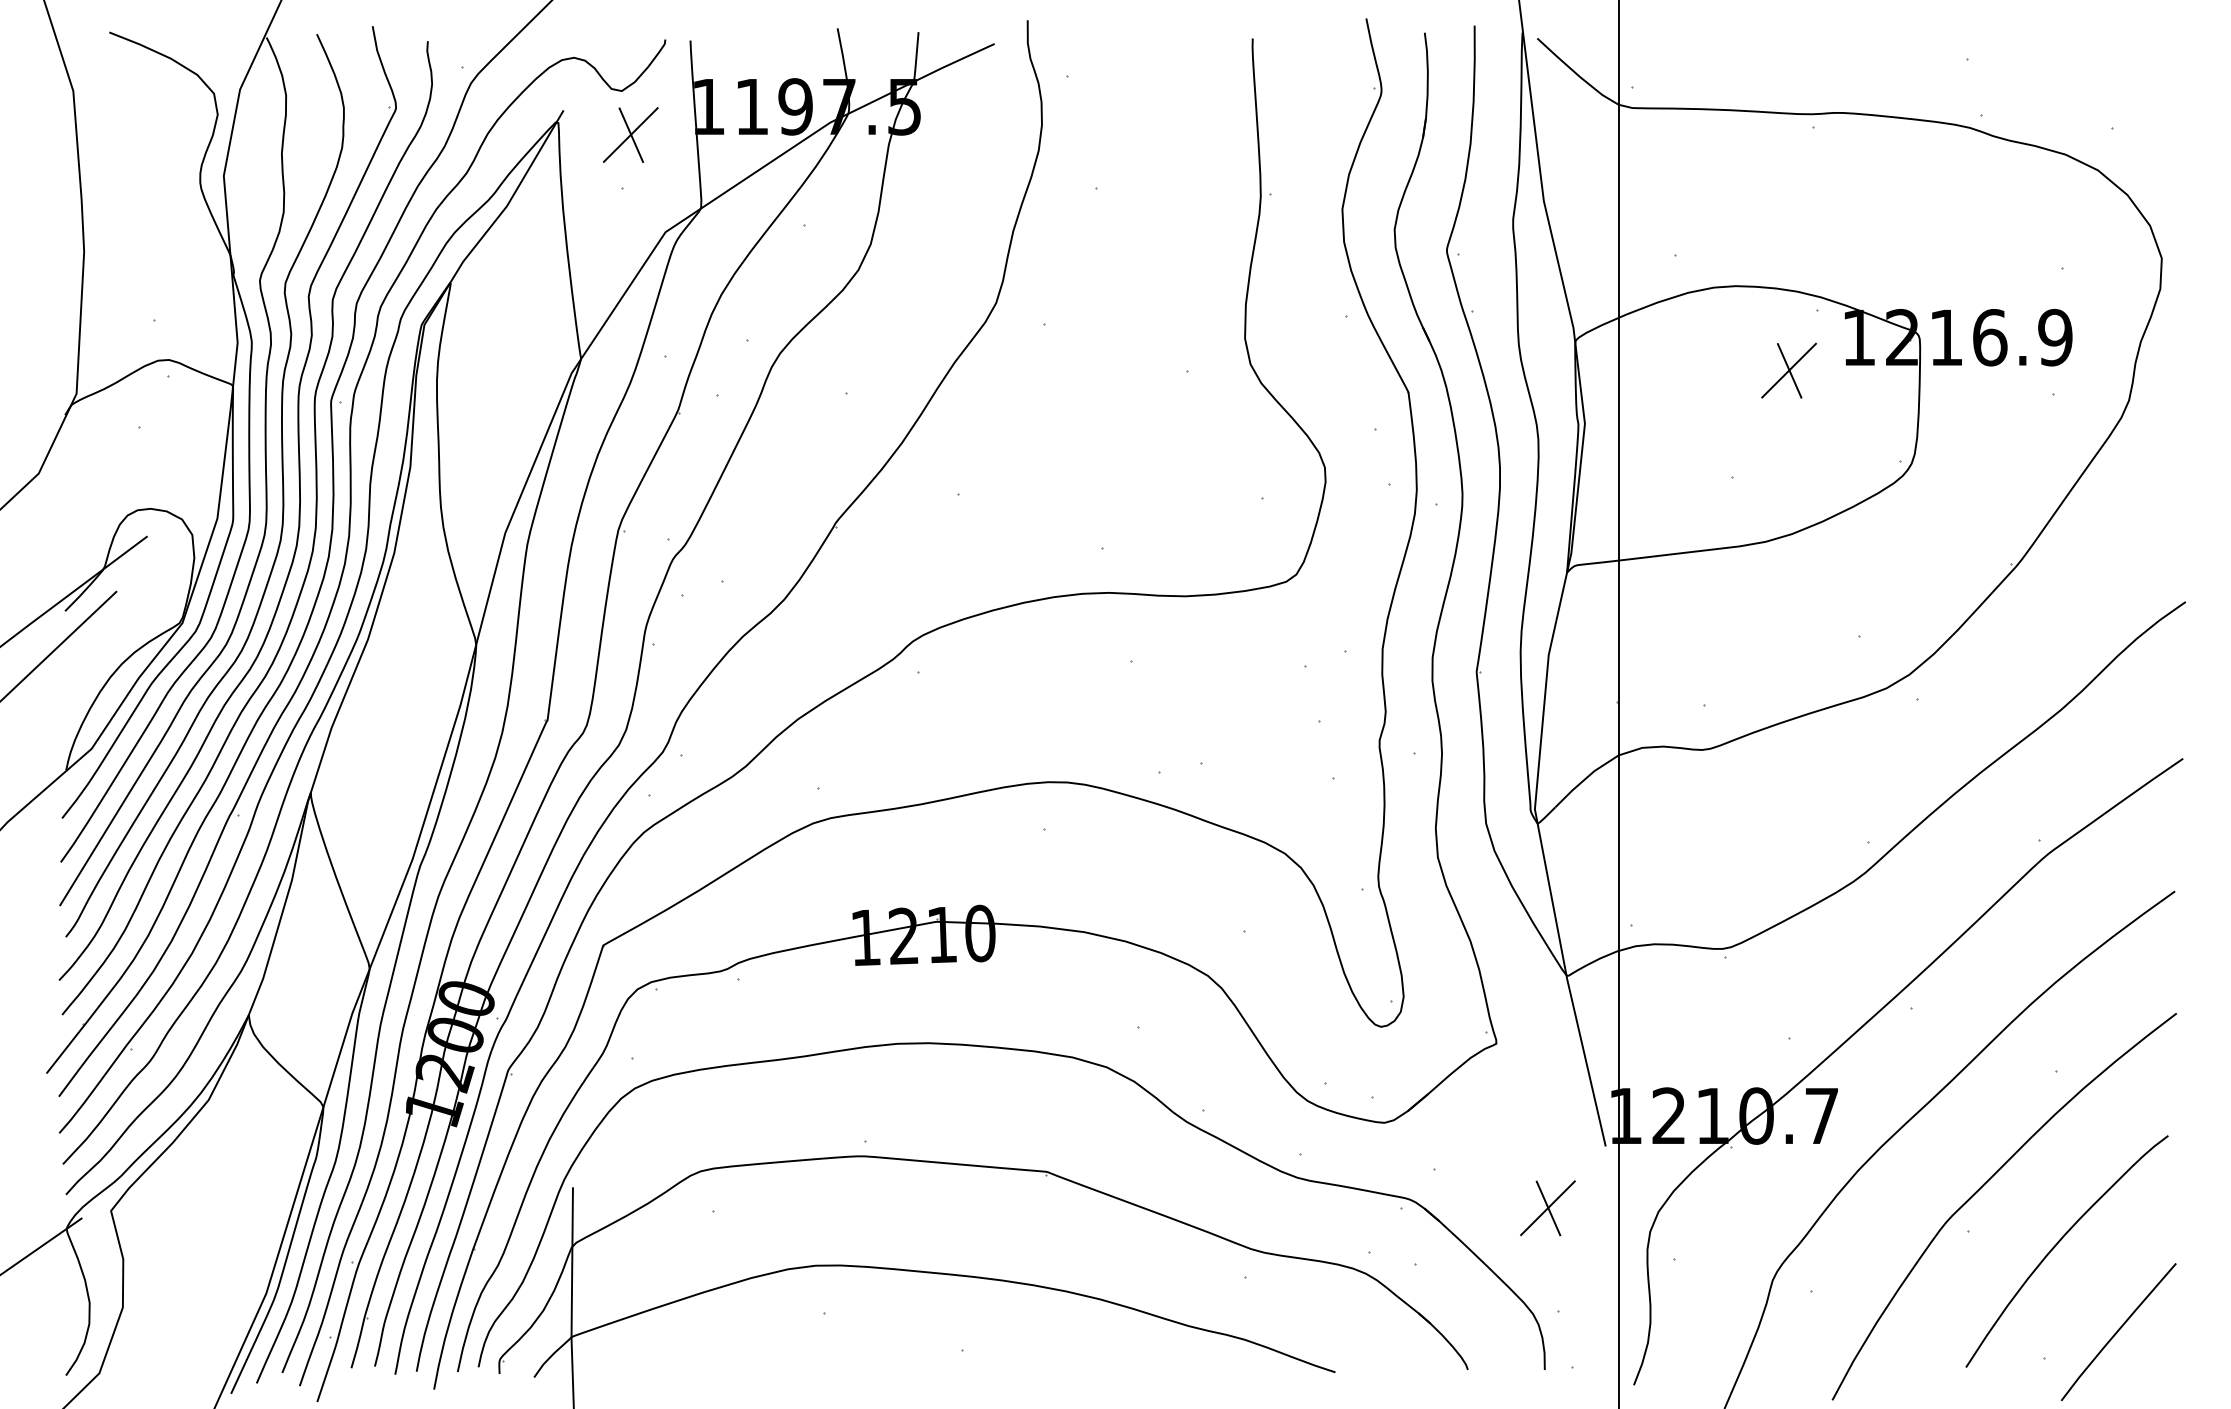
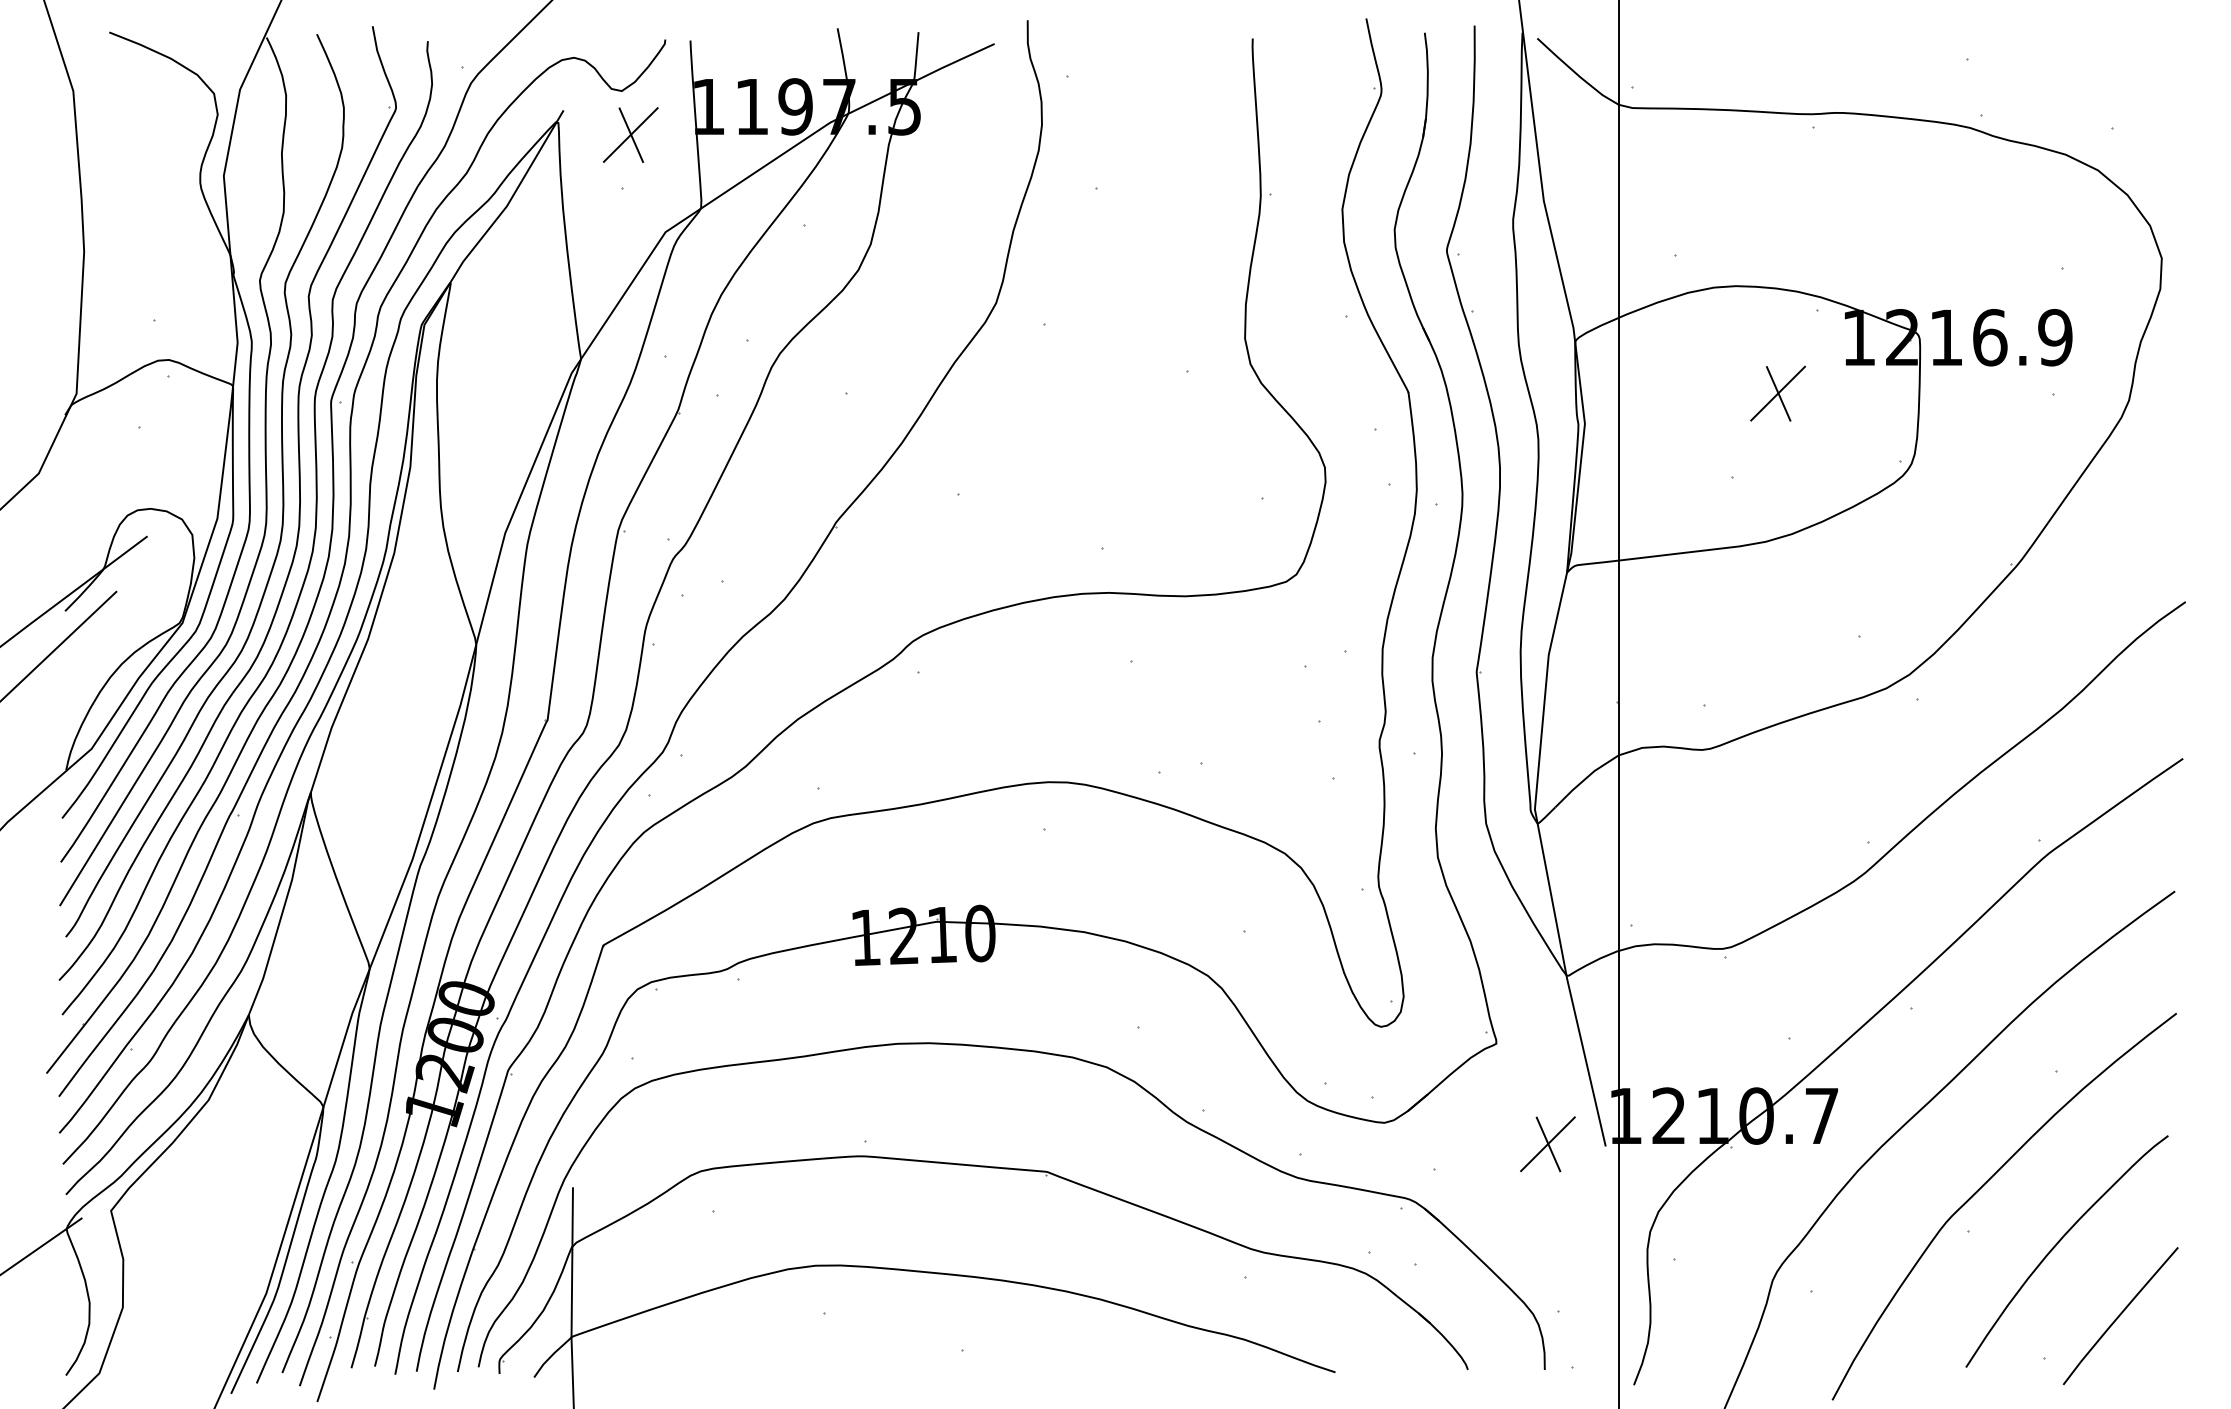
part position: (1788, 370) -> (1777, 393) (1777, 393)
part position: (1547, 1208) -> (1547, 1144) (1547, 1144)
line position: (2118, 1331) -> (2120, 1315) (2120, 1315)
